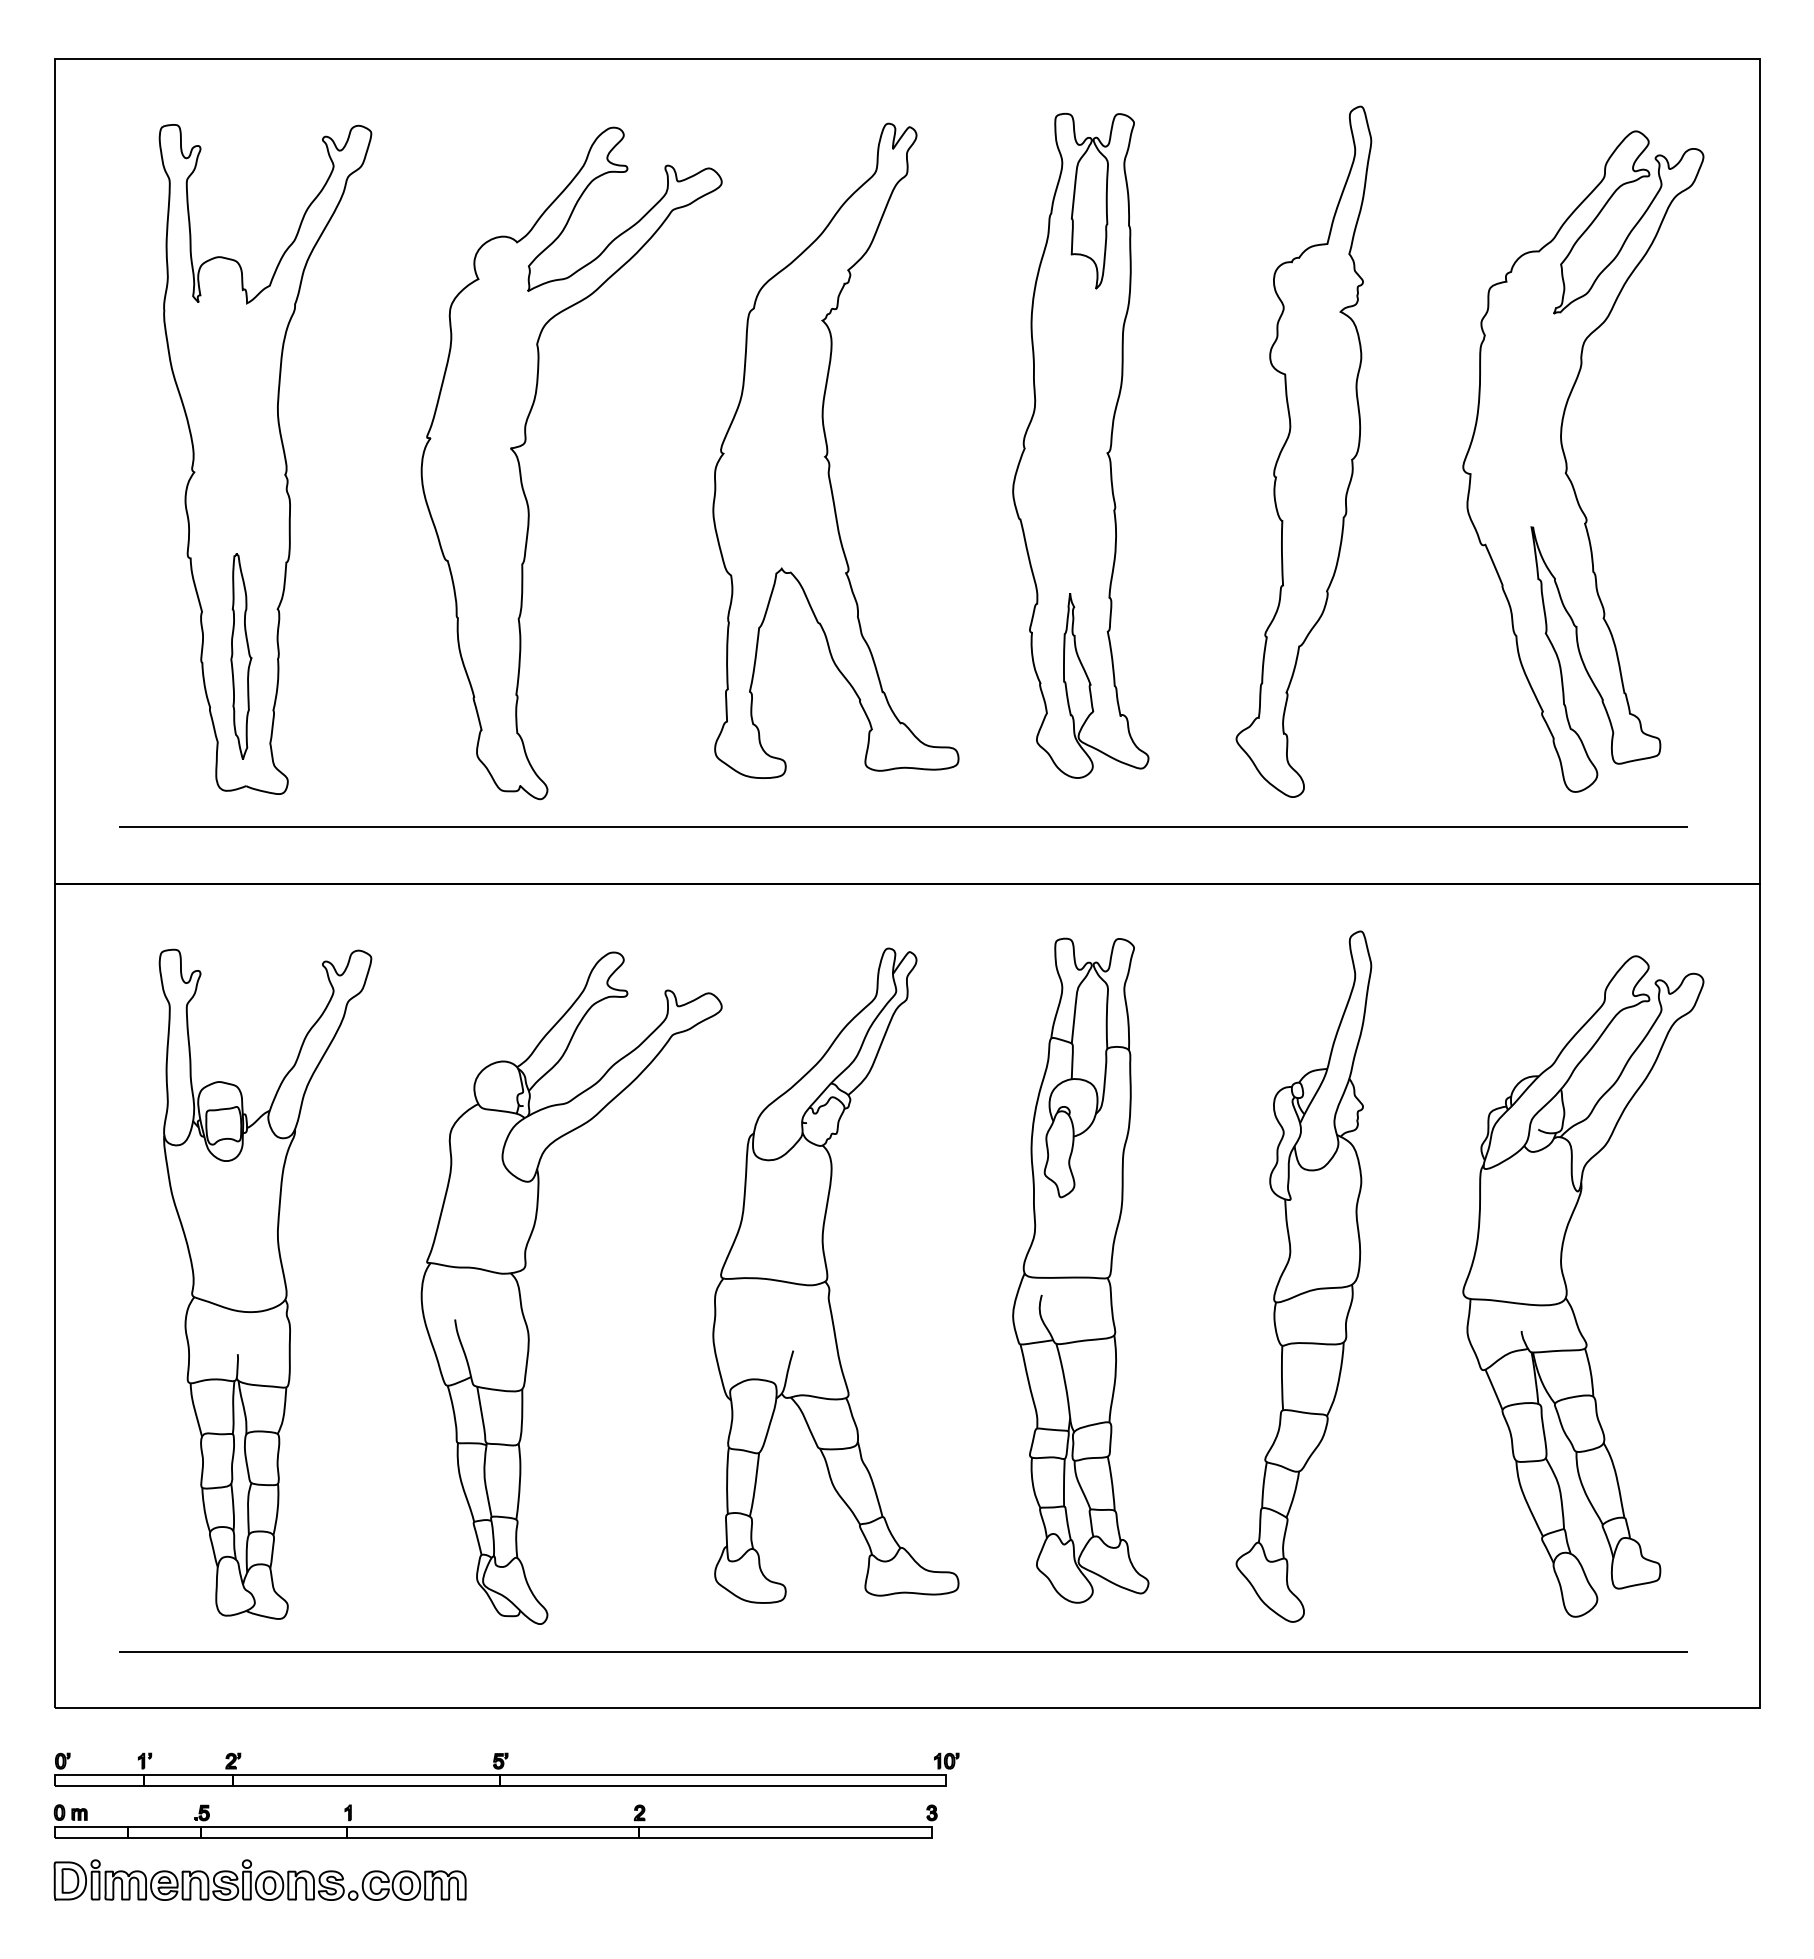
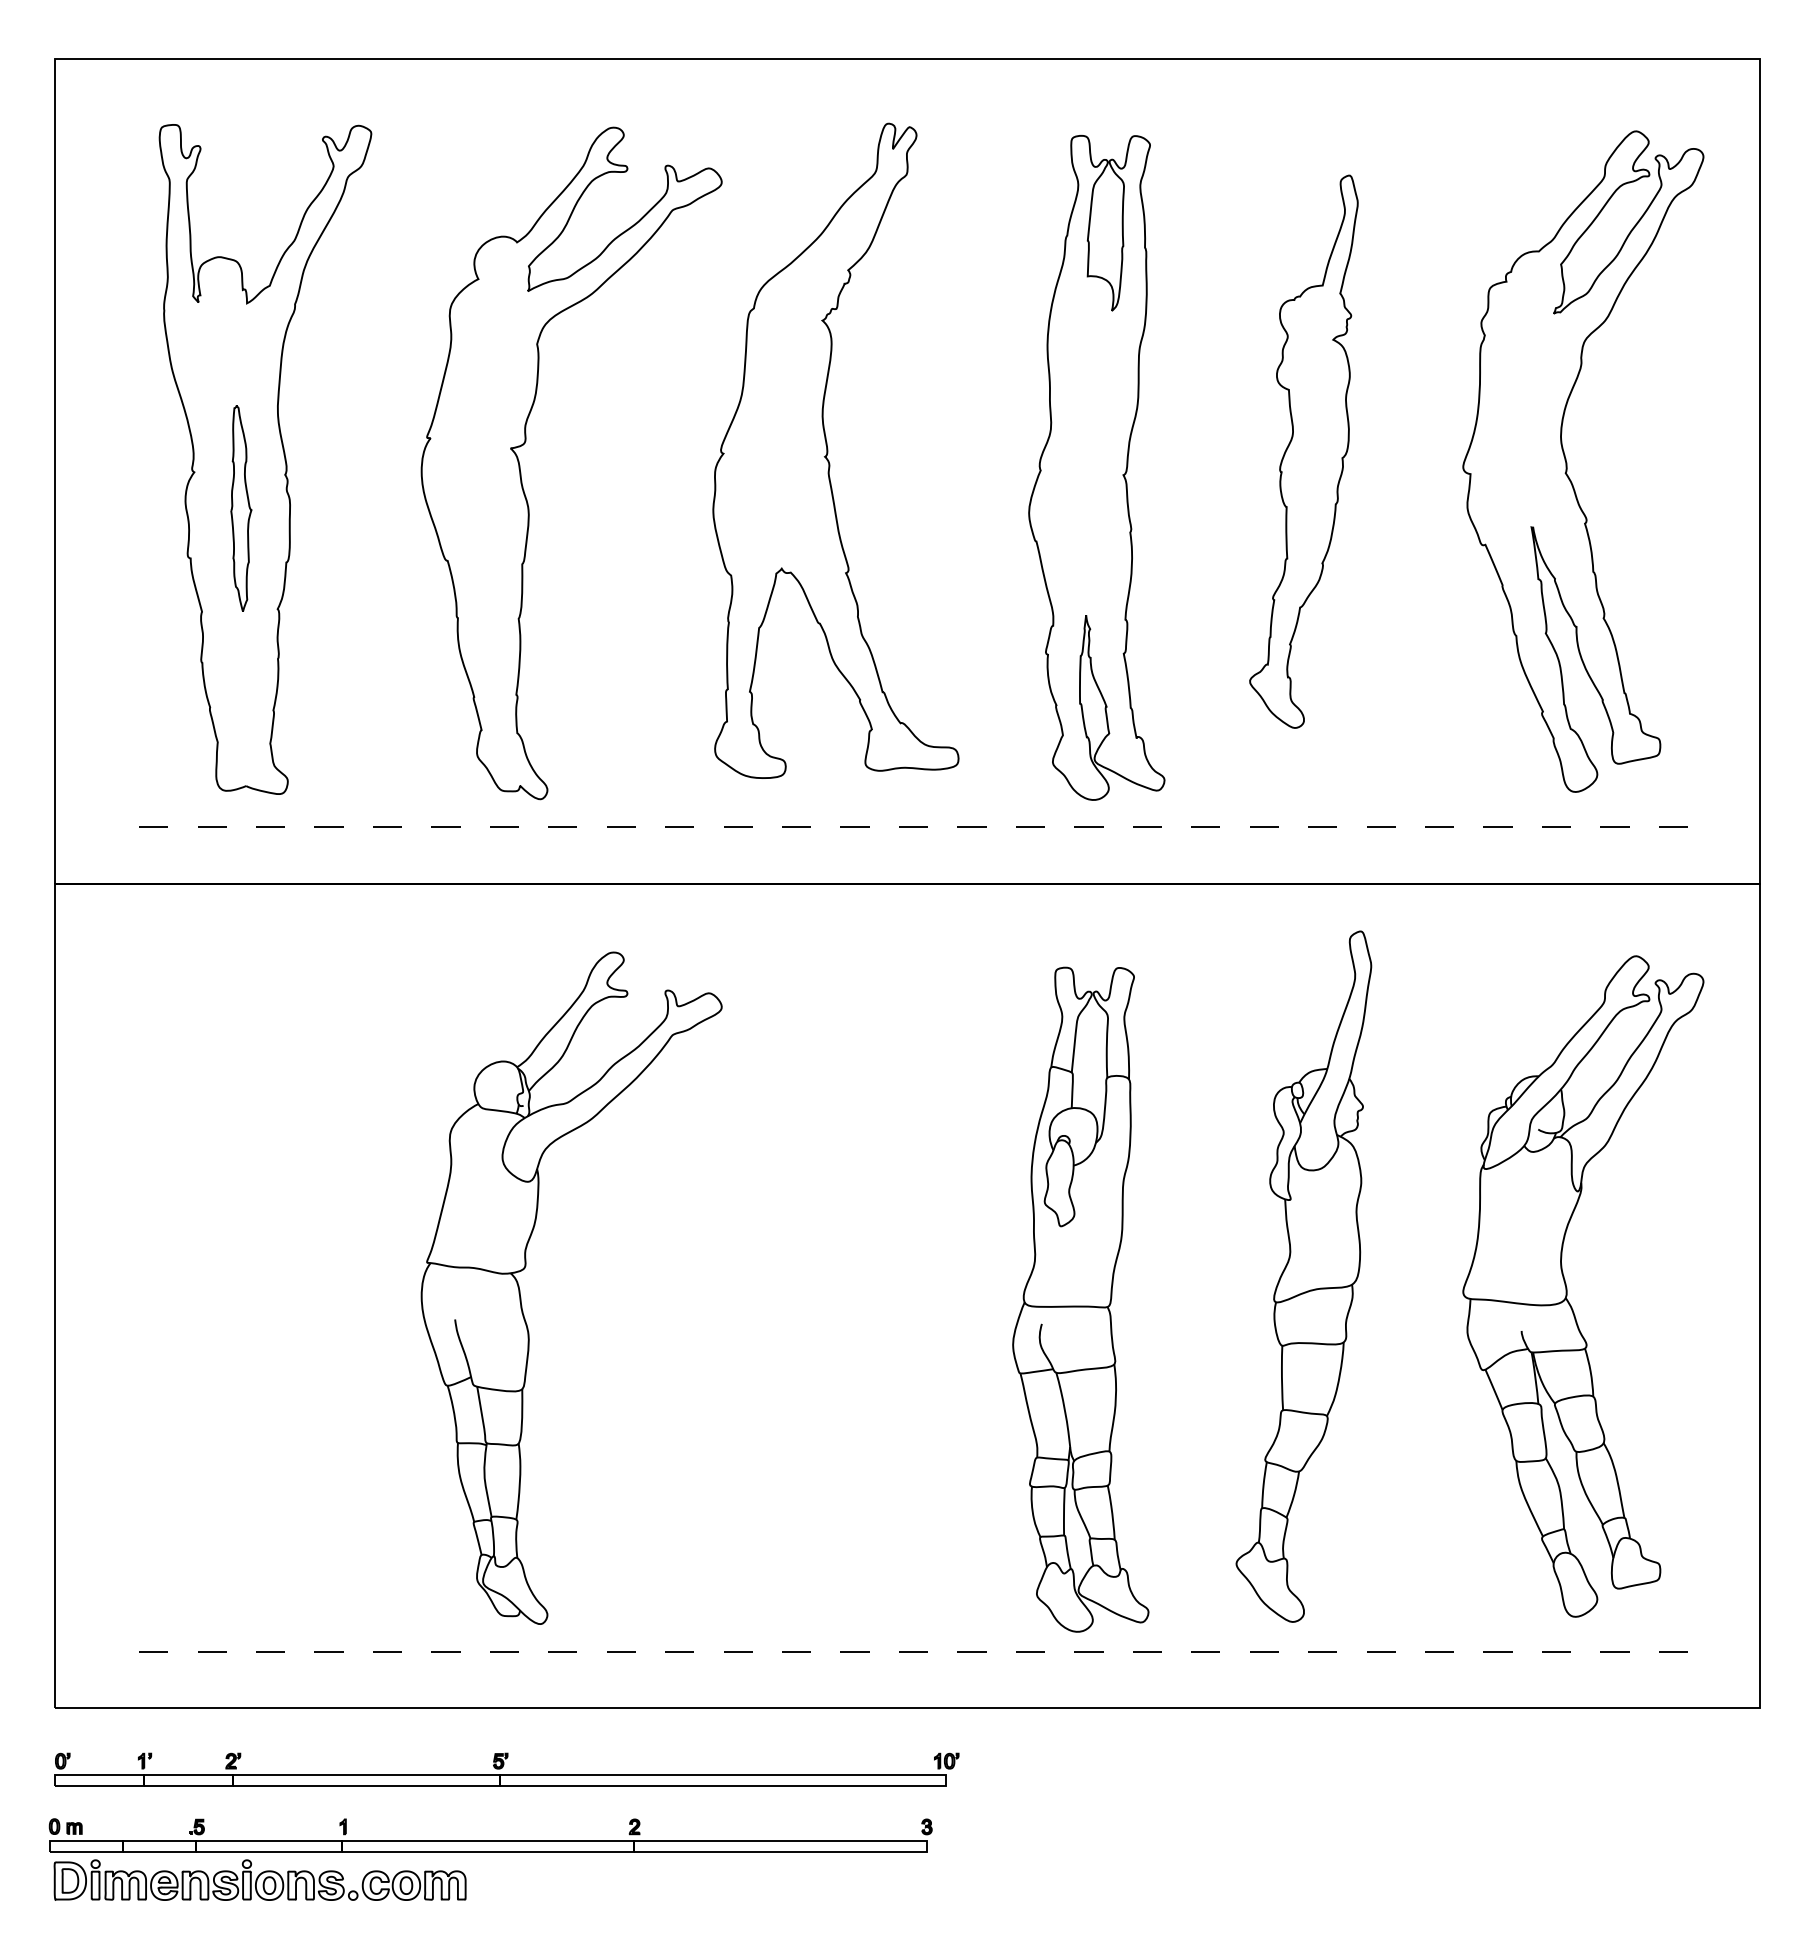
part position: (1080, 445) -> (1096, 467) (1096, 467)
part size: 138x693 px -> 110x555 px (1303, 451)
part position: (241, 656) -> (241, 508) (241, 508)
line: solid -> dashed (903, 826)
part position: (1080, 1270) -> (1080, 1299) (1080, 1299)
part: present -> none (828, 1275)
part: present -> none (265, 1283)
line: solid -> dashed (903, 1651)
part position: (495, 1821) -> (490, 1835) (490, 1835)
